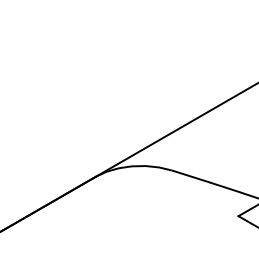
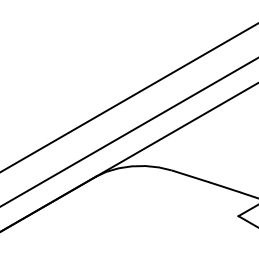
line: none -> present (128, 97)
line: none -> present (128, 132)
